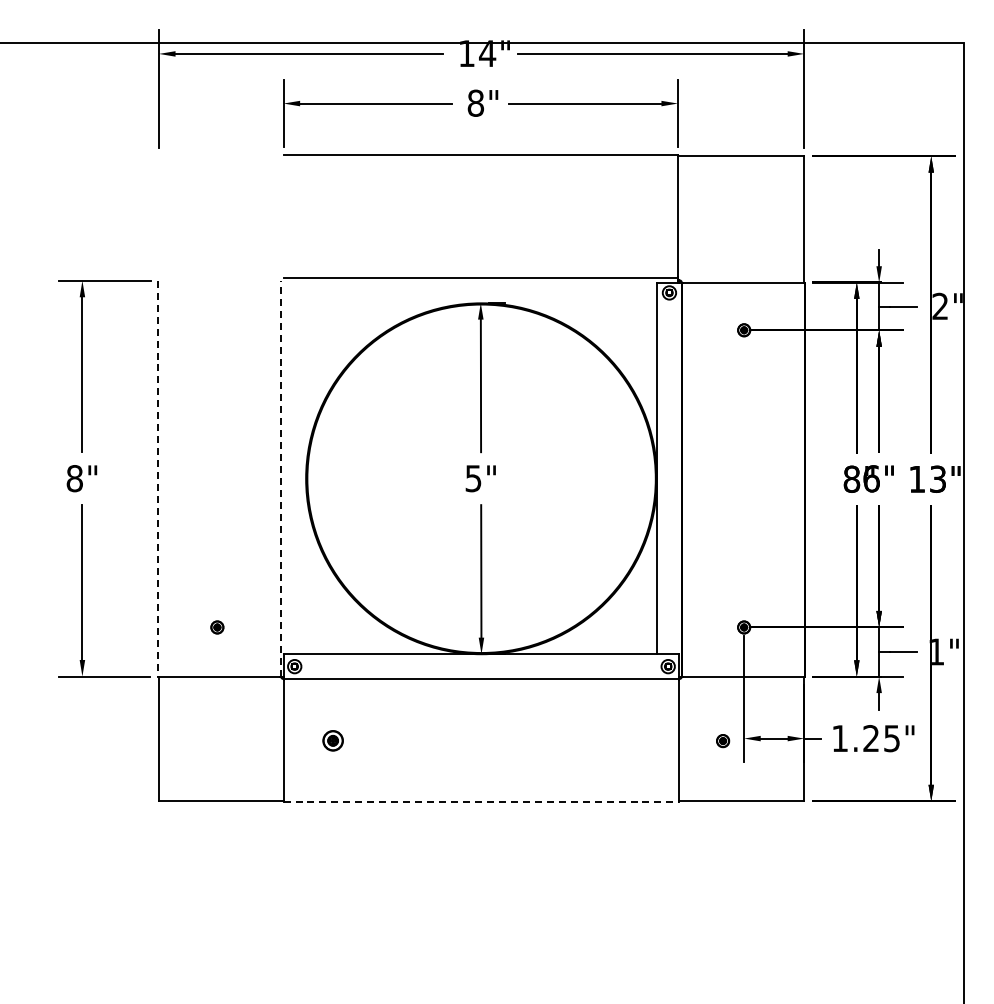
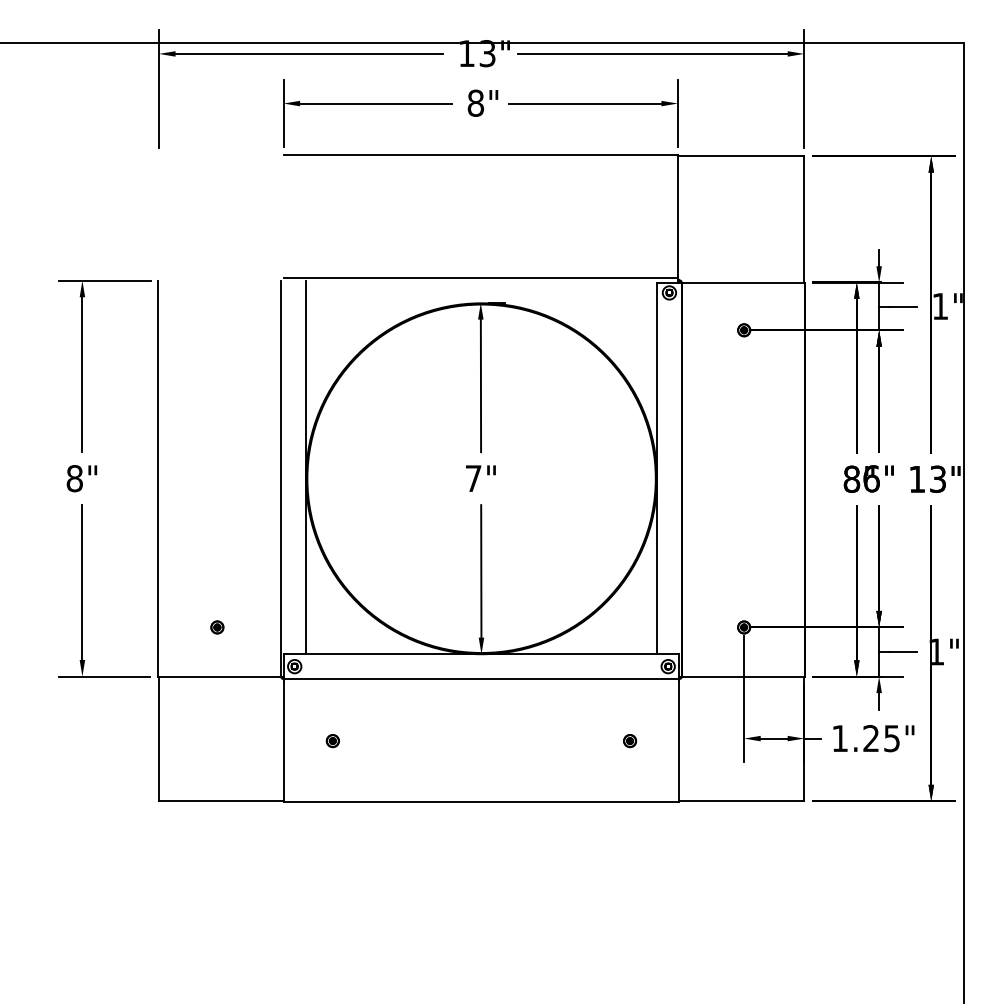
text: 14" -> 13" (487, 53)
text: 2" -> 1" (939, 305)
line: none -> present (305, 467)
line: dashed -> solid (158, 478)
line: dashed -> solid (281, 478)
text: 5" -> 7" (473, 478)
part size: 22x22 px -> 15x15 px (332, 741)
part position: (723, 741) -> (630, 741) (630, 741)
line: dashed -> solid (481, 801)
